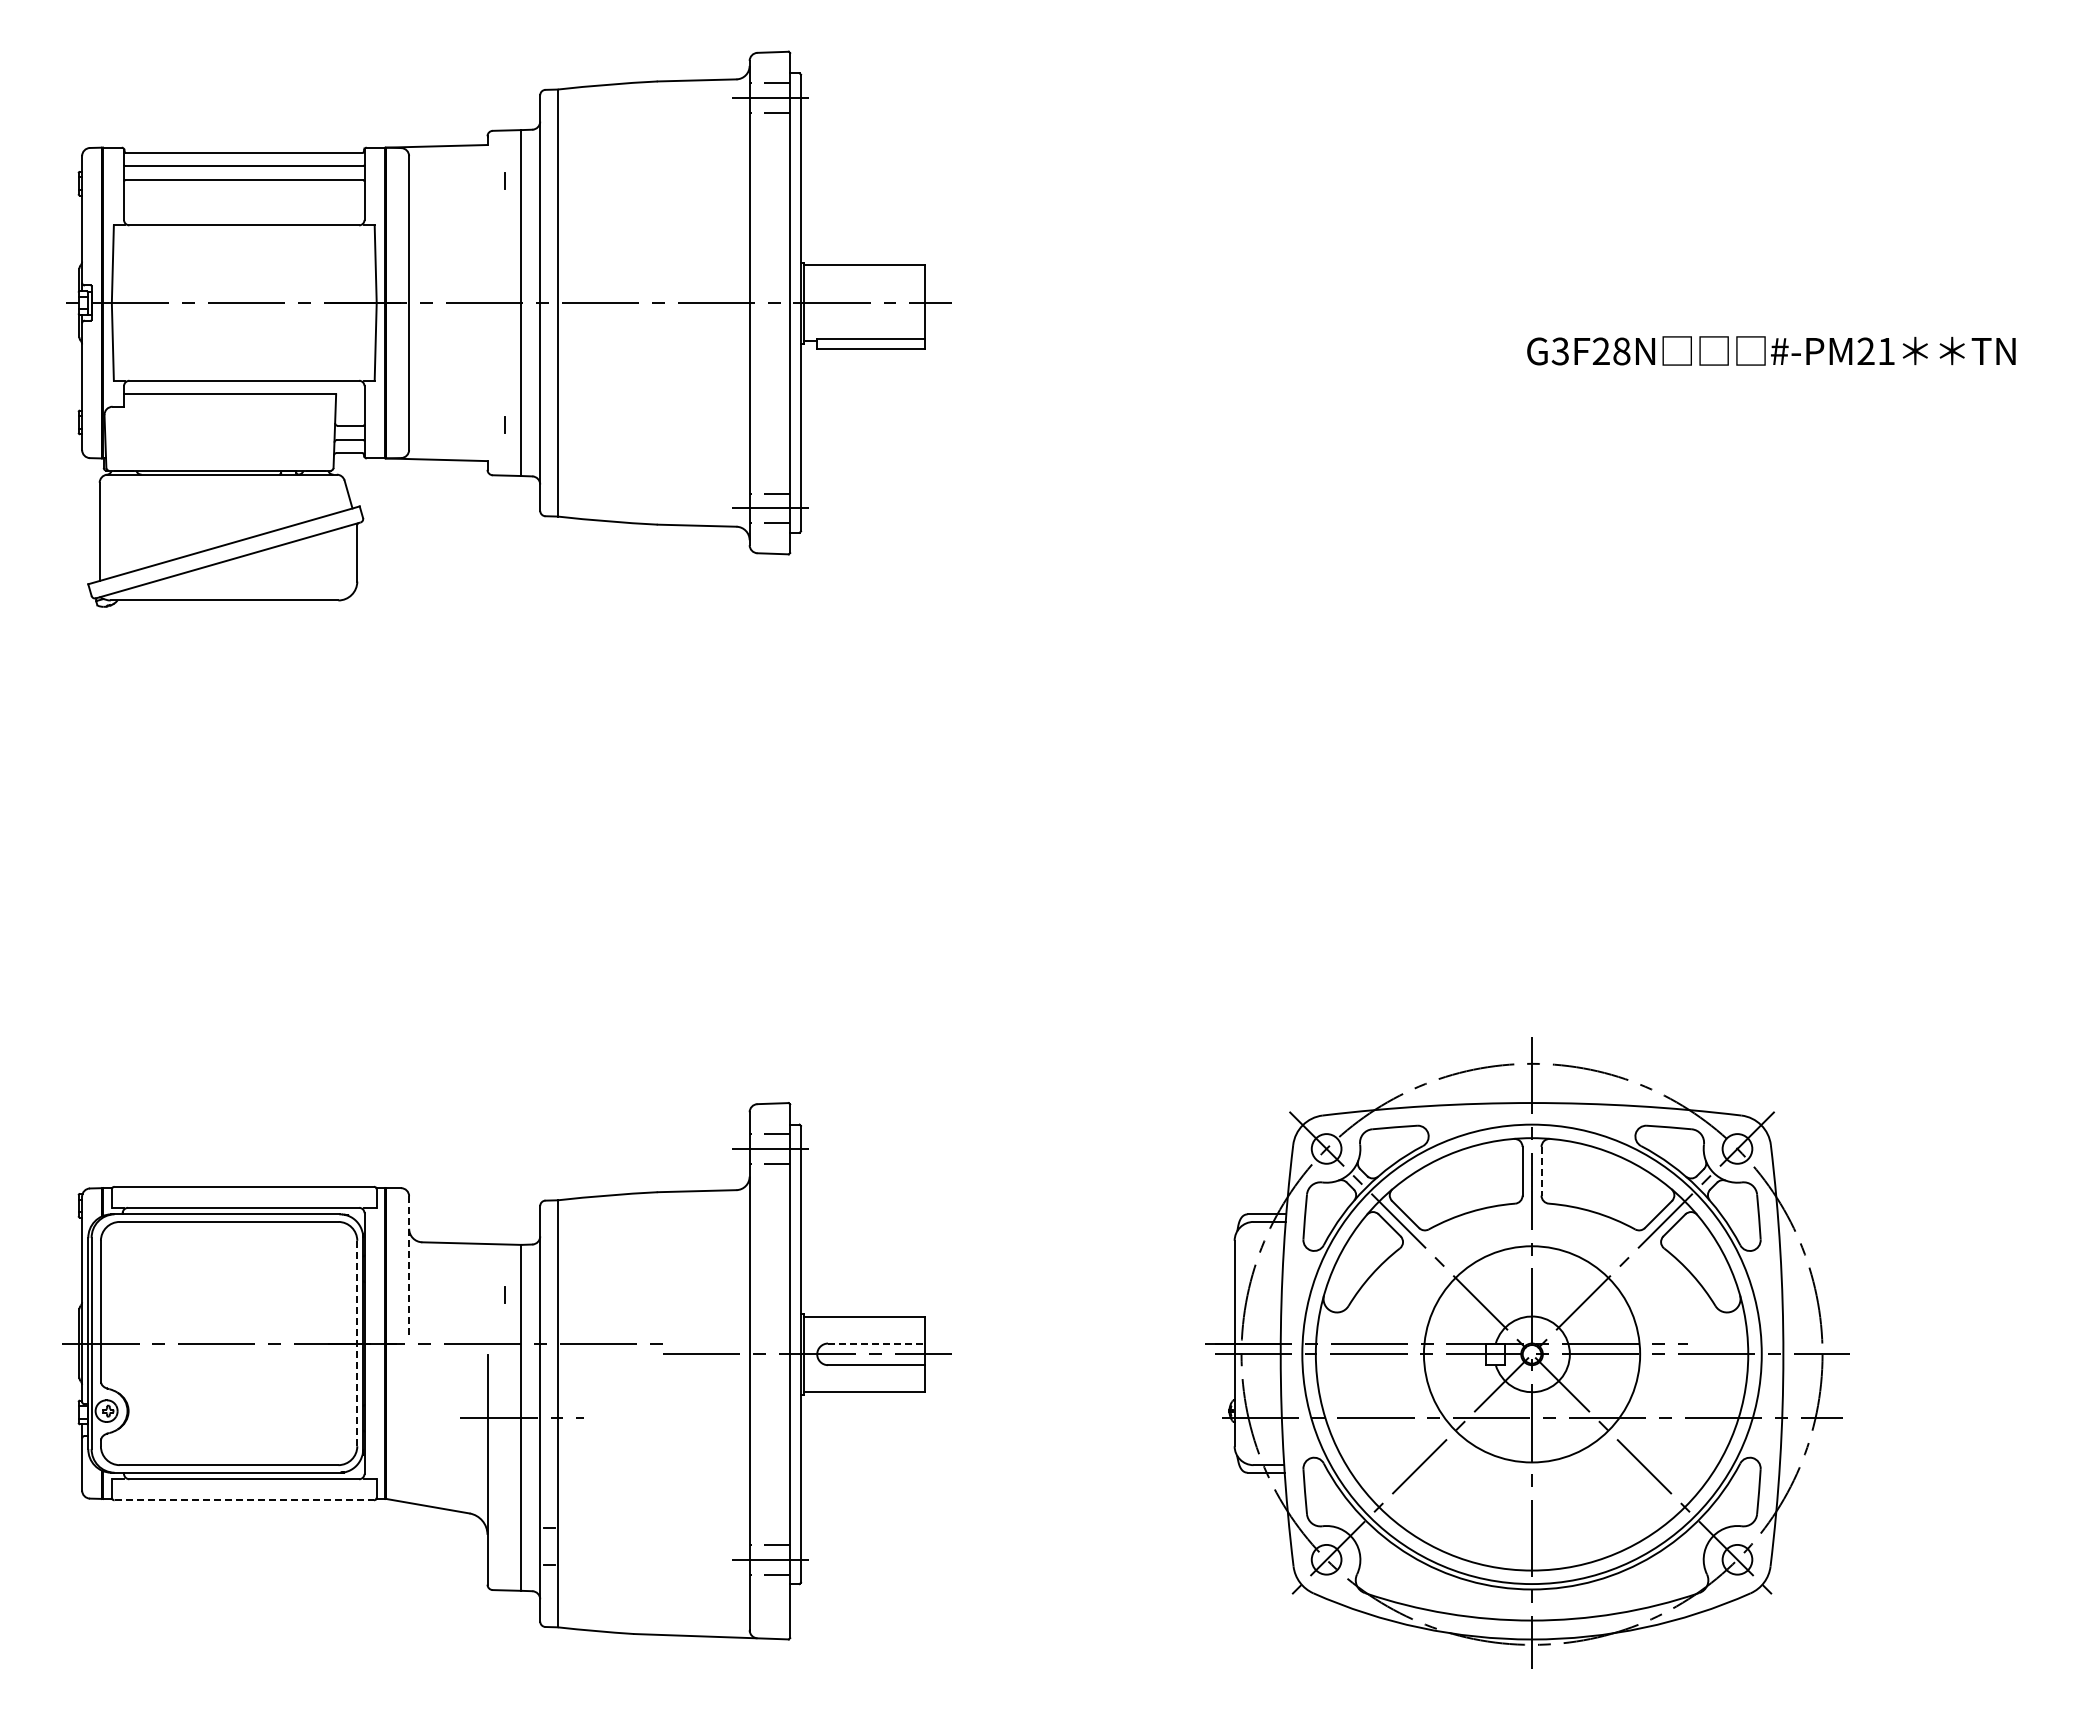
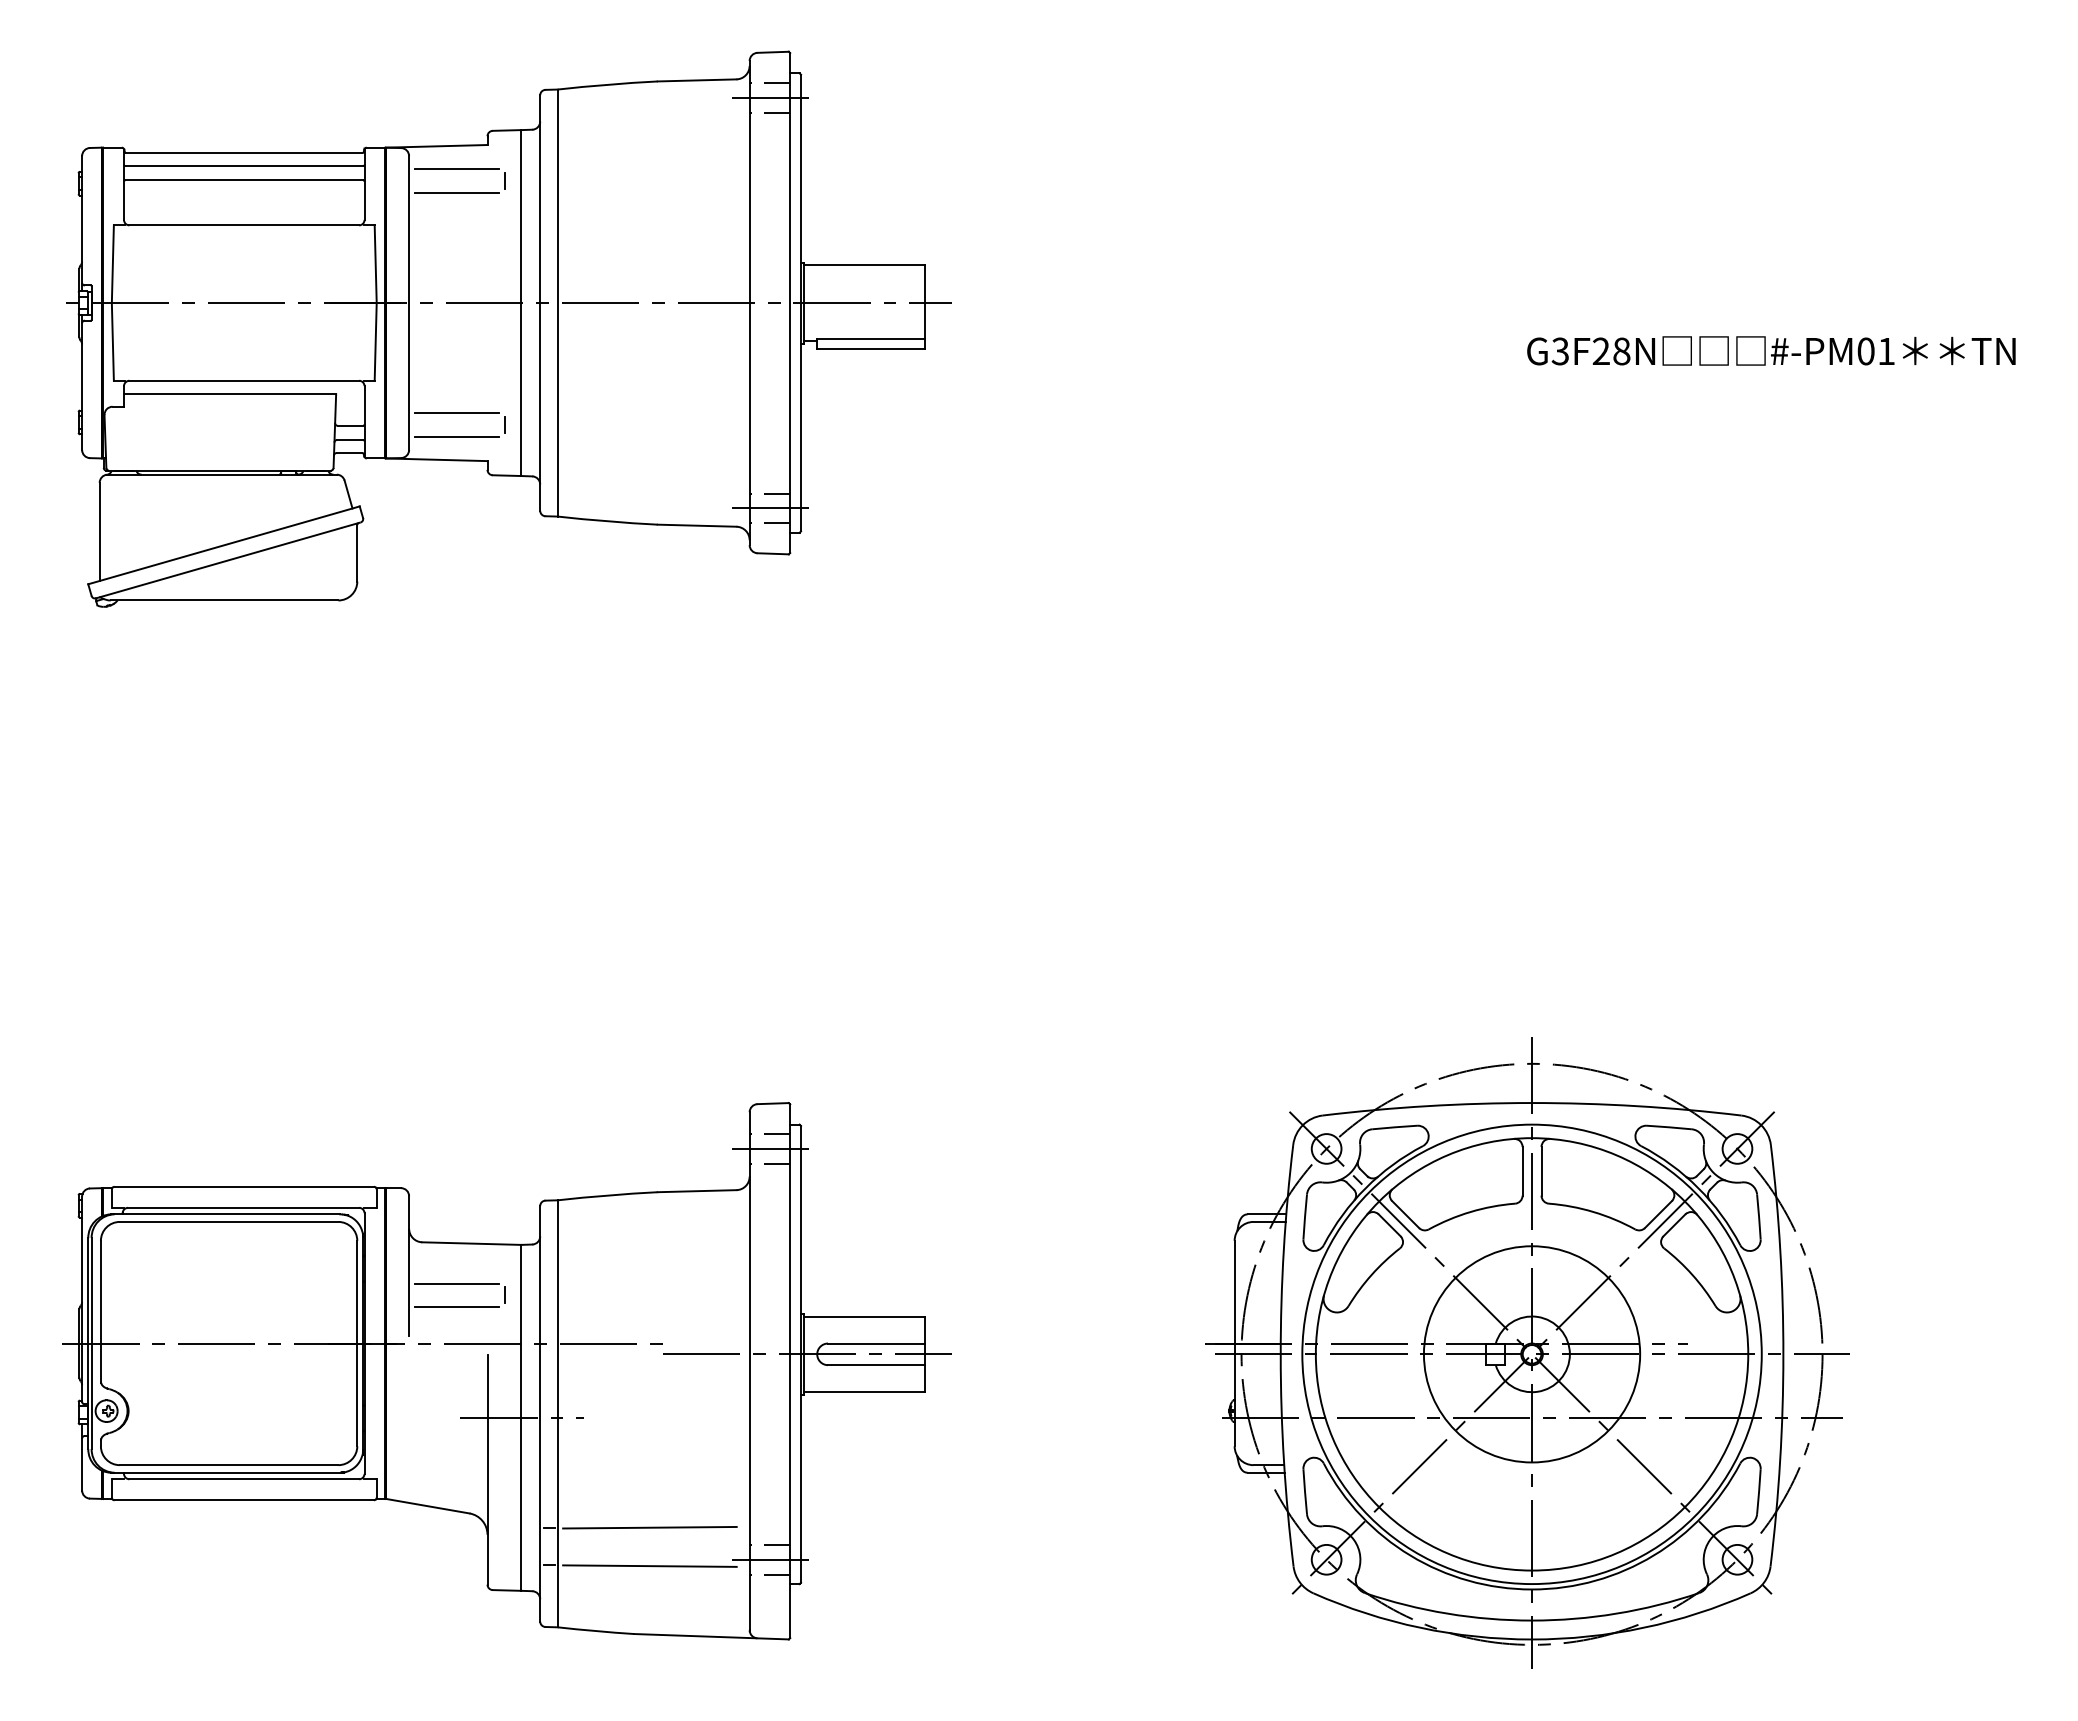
line: none -> present (456, 169)
line: none -> present (456, 193)
text: #-PM21 -> #-PM01 (1865, 351)
line: none -> present (456, 412)
line: none -> present (456, 436)
line: dashed -> solid (1541, 1171)
line: dashed -> solid (409, 1265)
line: none -> present (456, 1284)
line: none -> present (456, 1307)
line: dashed -> solid (357, 1343)
line: dashed -> solid (876, 1343)
line: dashed -> solid (244, 1500)
line: none -> present (649, 1527)
line: none -> present (649, 1565)
